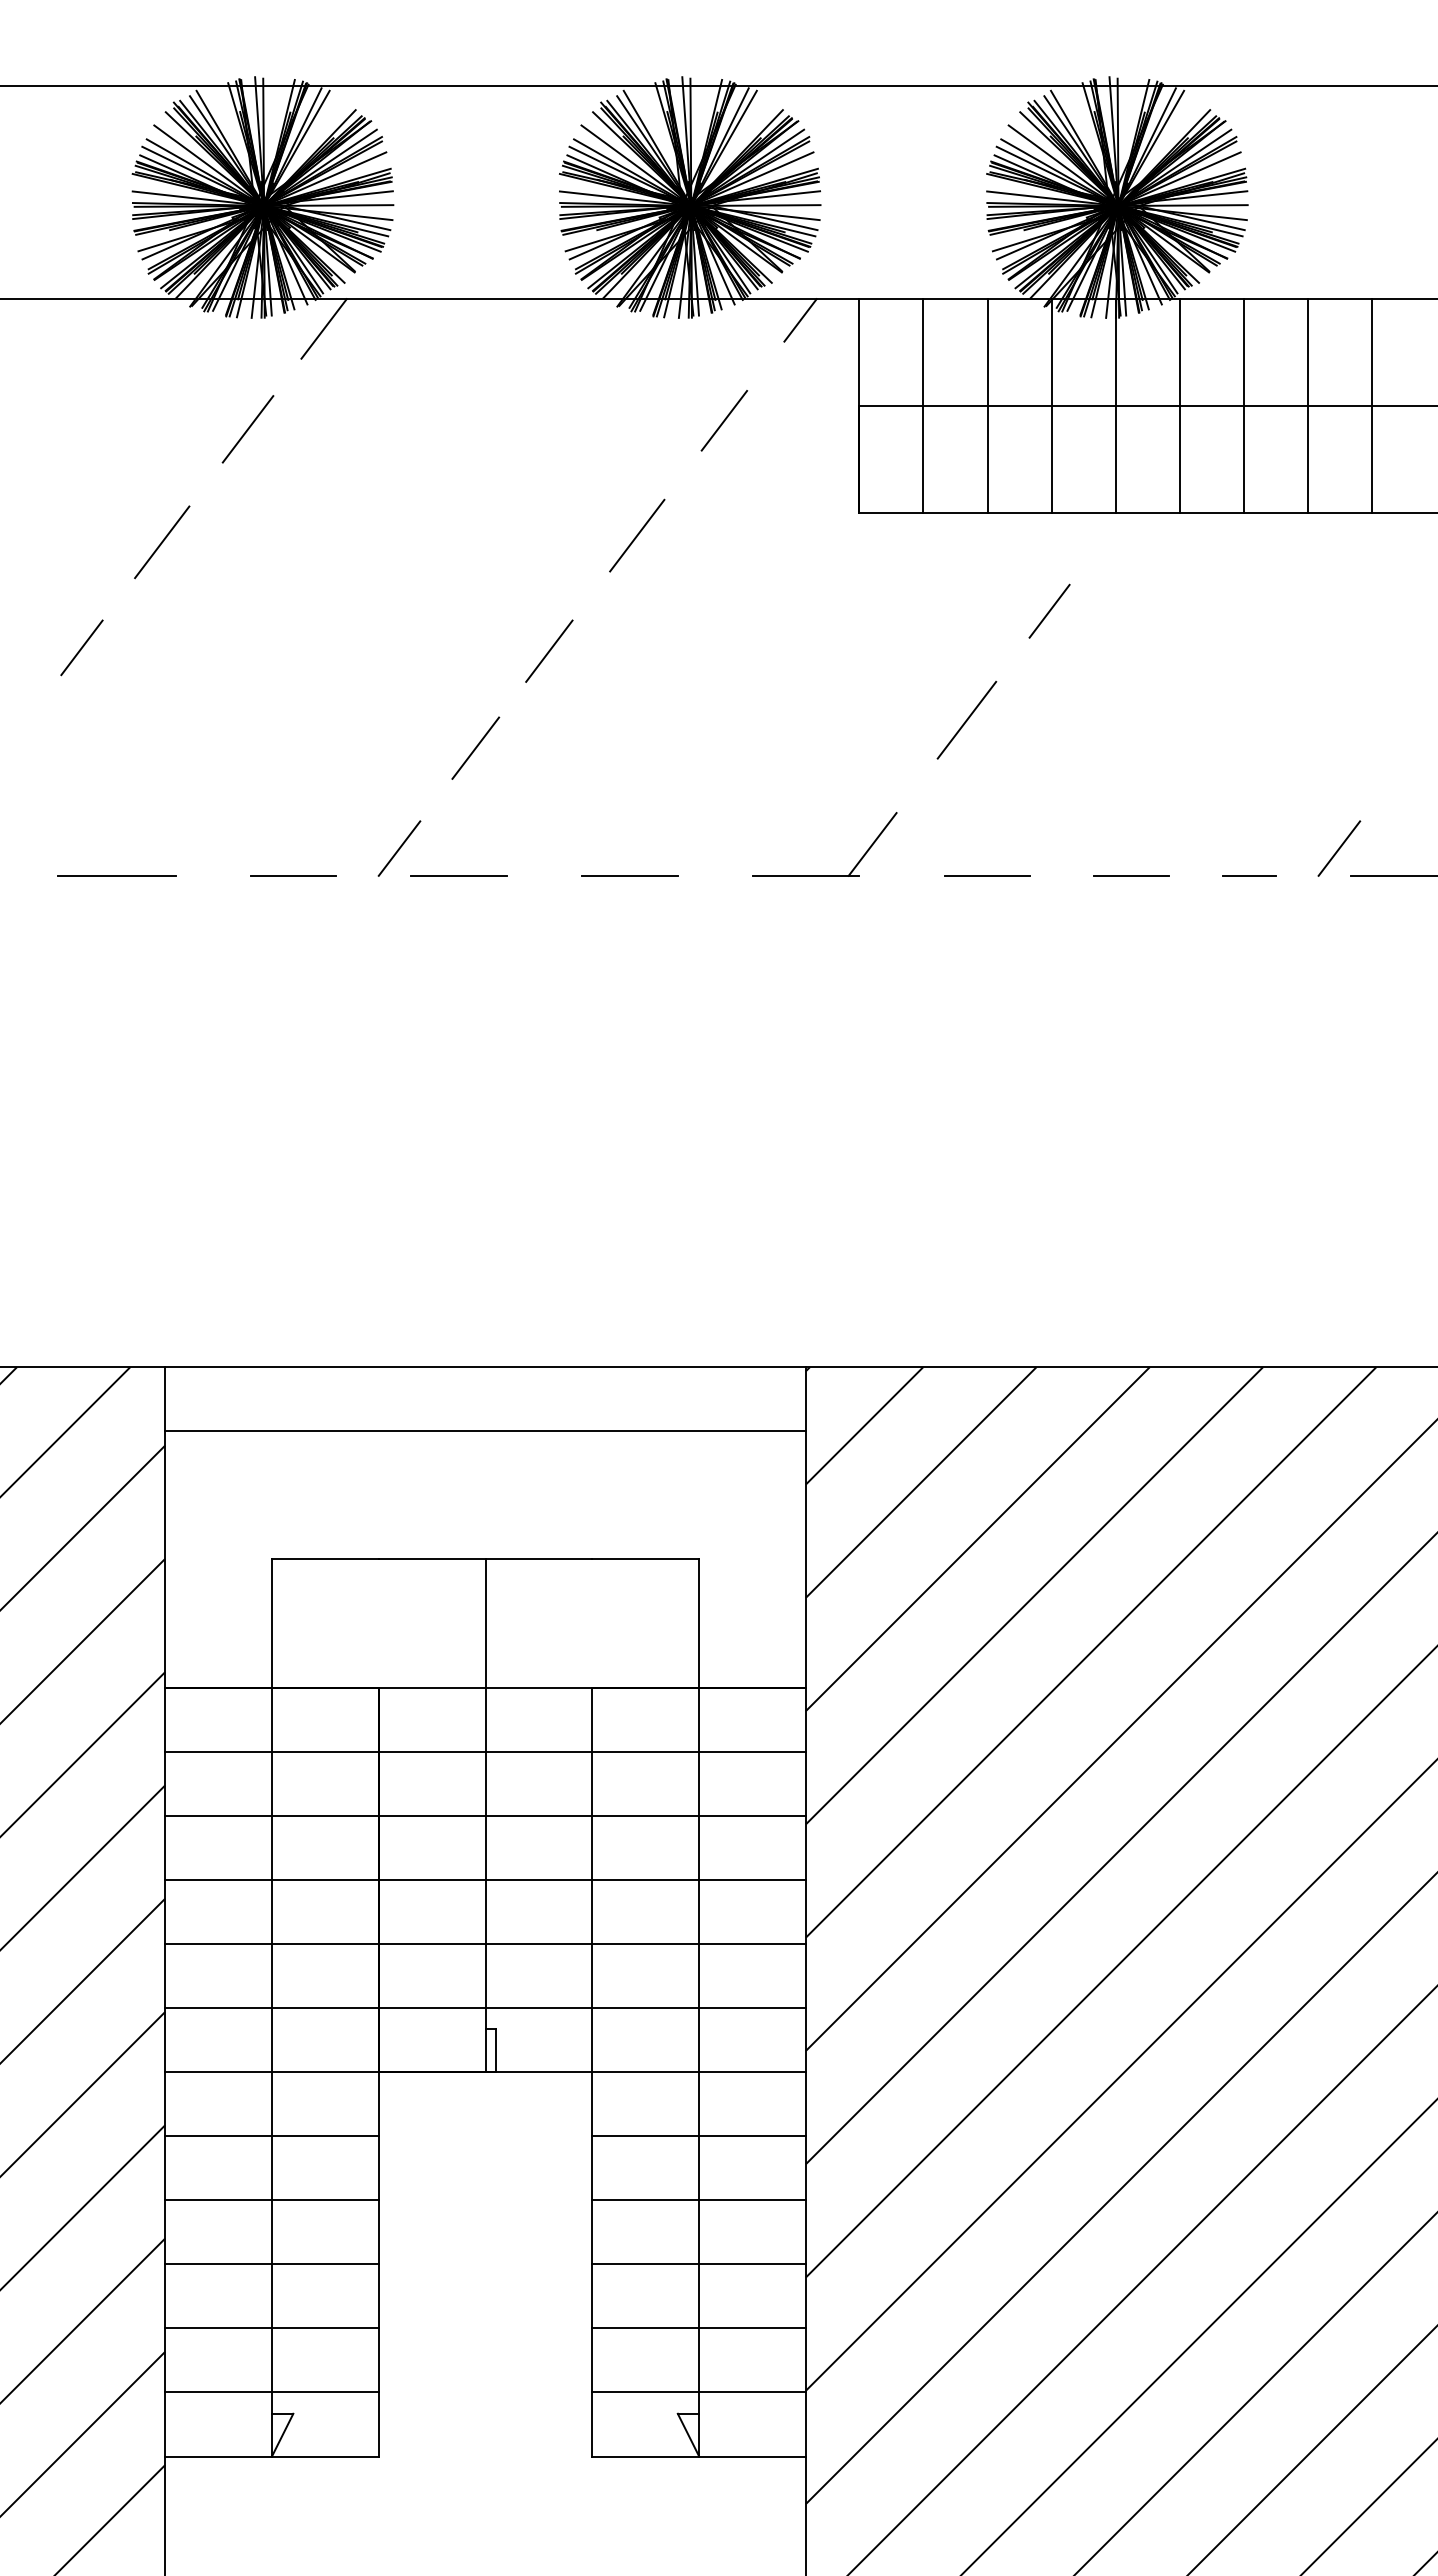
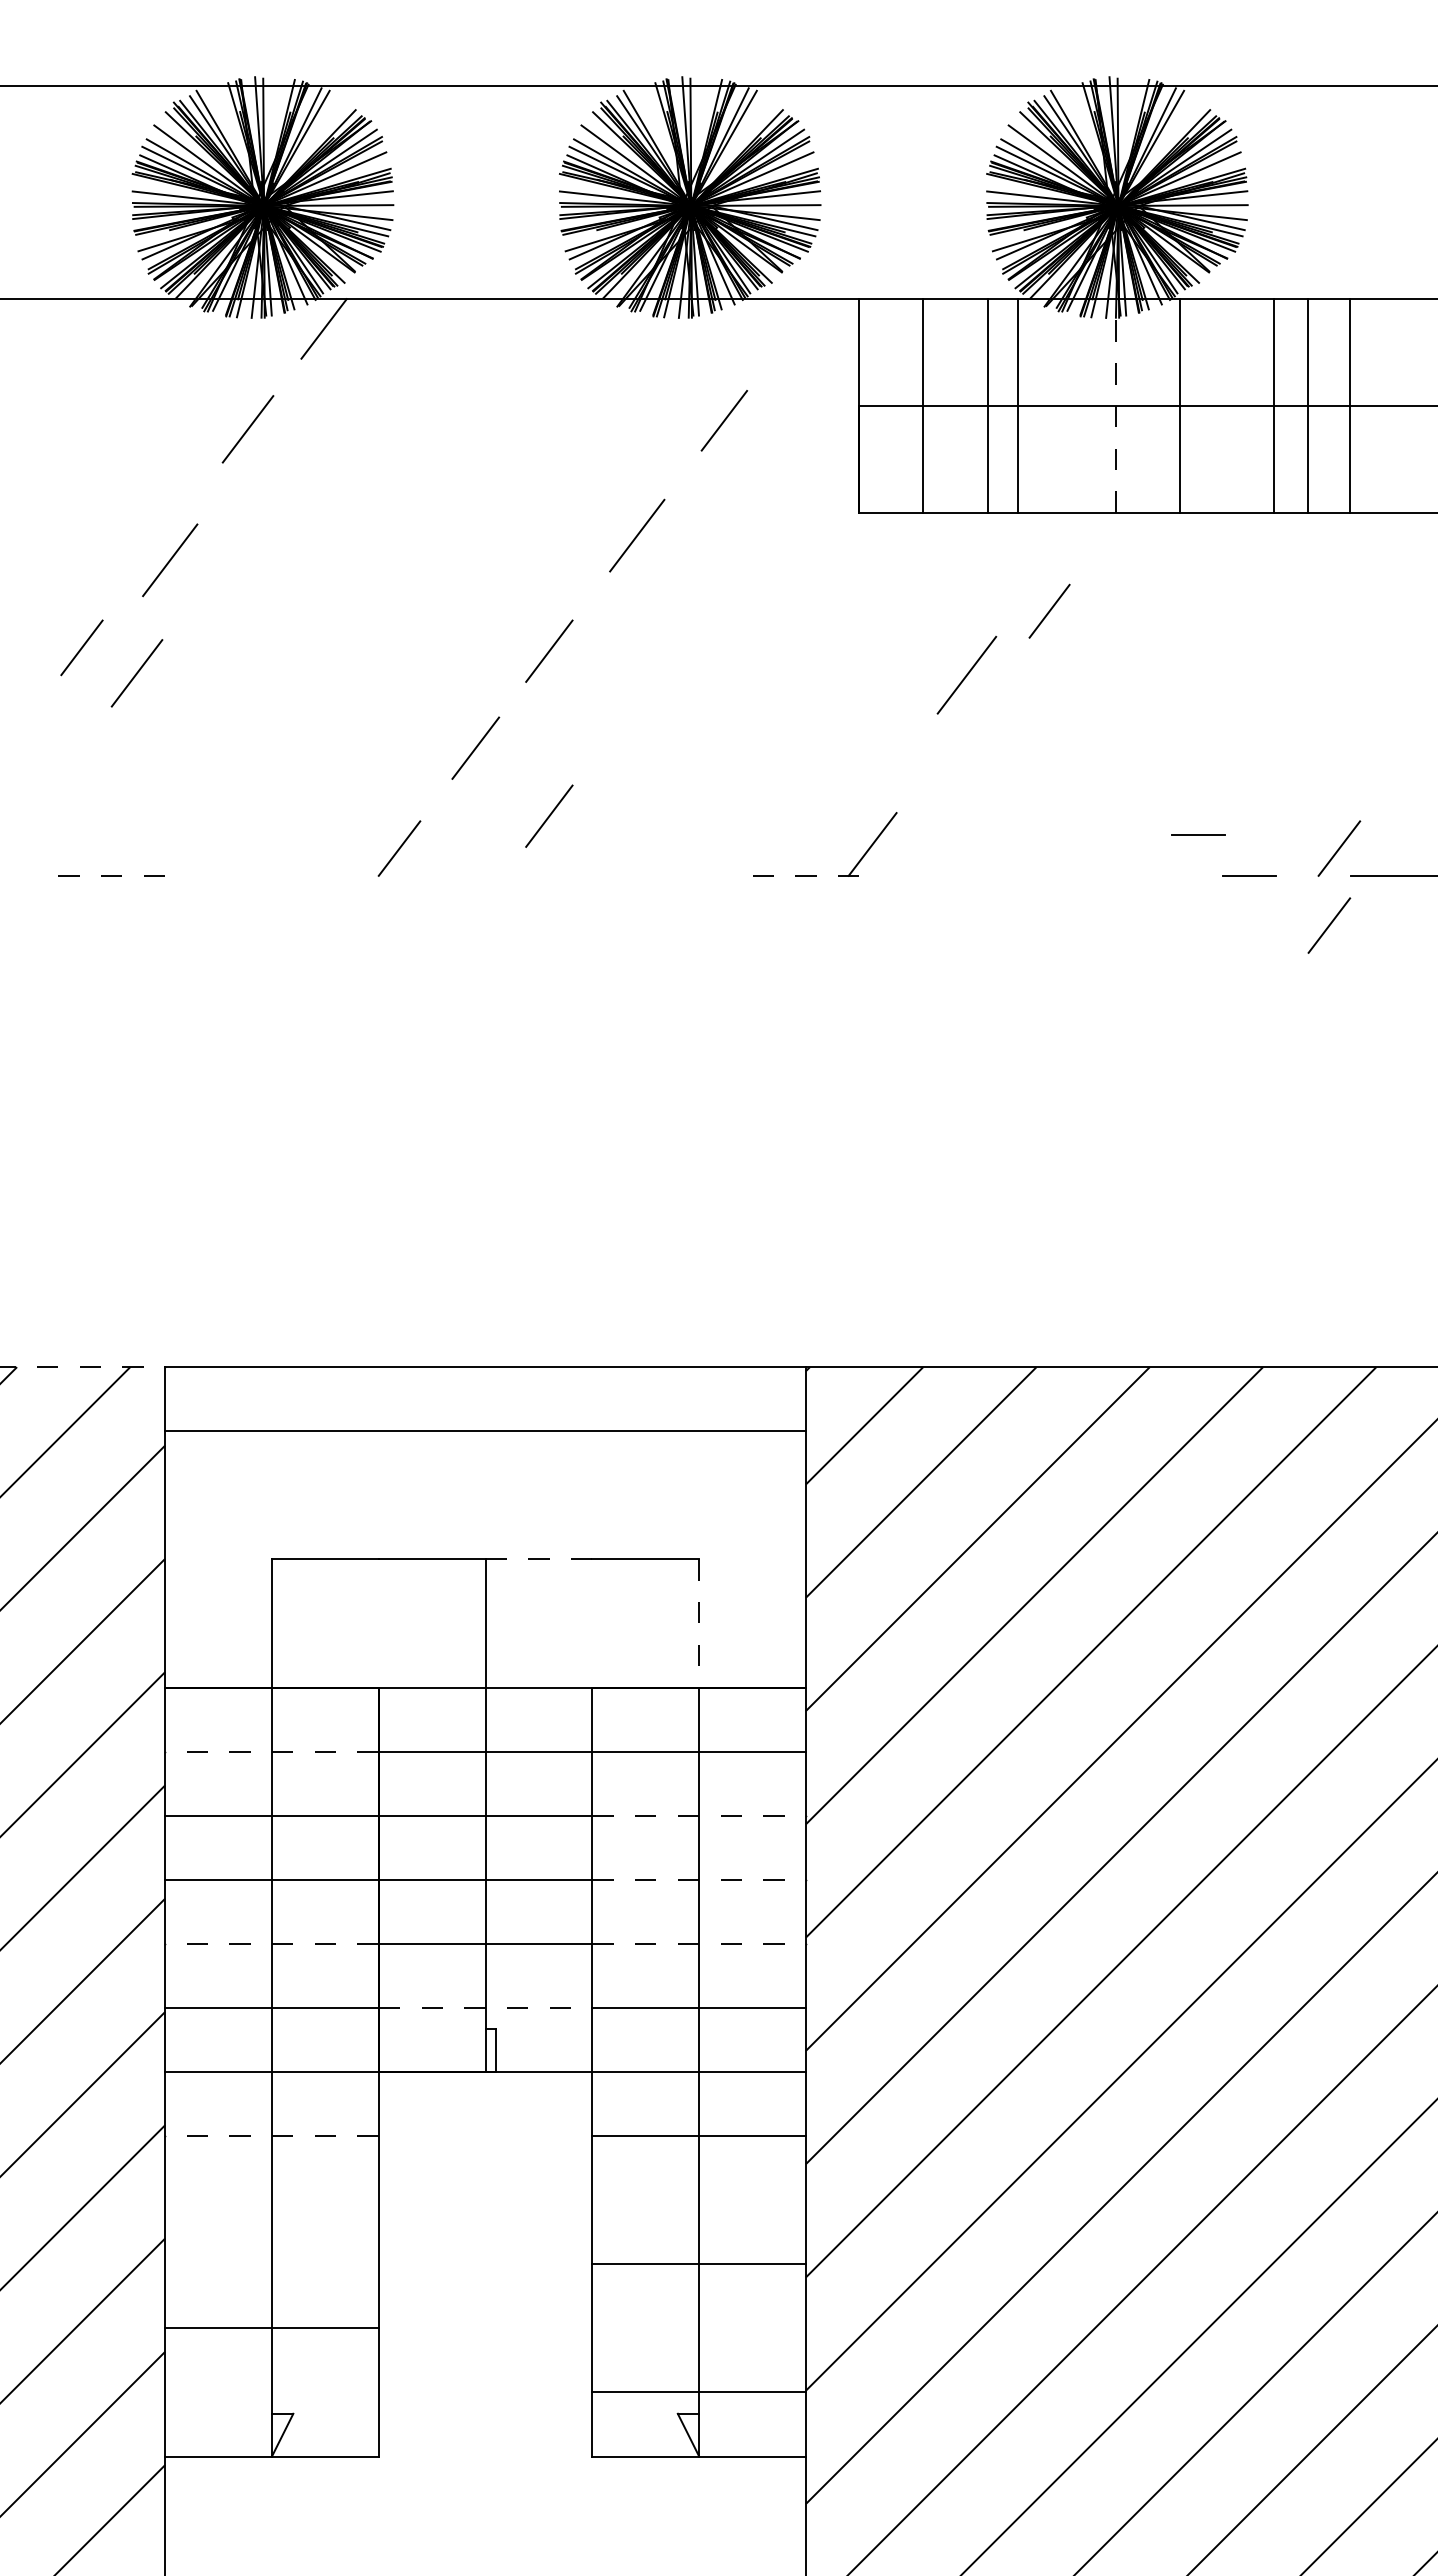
line: present -> none (800, 320)
line position: (1051, 405) -> (1017, 405) (1017, 405)
line: solid -> dashed (1115, 405)
line position: (1243, 405) -> (1273, 405) (1273, 405)
line position: (1372, 405) -> (1350, 405) (1350, 405)
line position: (162, 542) -> (170, 560) (170, 560)
line: none -> present (136, 673)
line position: (966, 720) -> (966, 675) (966, 675)
line: none -> present (549, 815)
line: none -> present (1198, 834)
line: solid -> dashed (117, 875)
line: present -> none (293, 875)
line: present -> none (458, 875)
line: present -> none (629, 875)
line: solid -> dashed (806, 875)
line: present -> none (987, 875)
line: present -> none (1131, 875)
line: none -> present (1329, 925)
line: solid -> dashed (83, 1367)
line: solid -> dashed (539, 1559)
line: solid -> dashed (699, 1623)
line: solid -> dashed (272, 1751)
line: solid -> dashed (699, 1815)
line: solid -> dashed (699, 1879)
line: solid -> dashed (272, 1943)
line: solid -> dashed (699, 1943)
line: solid -> dashed (485, 2007)
line: solid -> dashed (272, 2136)
line: present -> none (271, 2200)
line: present -> none (699, 2200)
line: present -> none (271, 2264)
line: present -> none (699, 2328)
line: present -> none (271, 2392)
